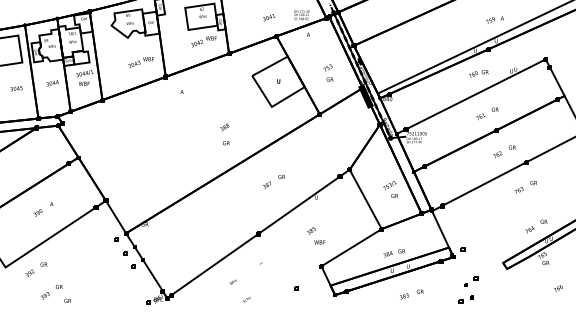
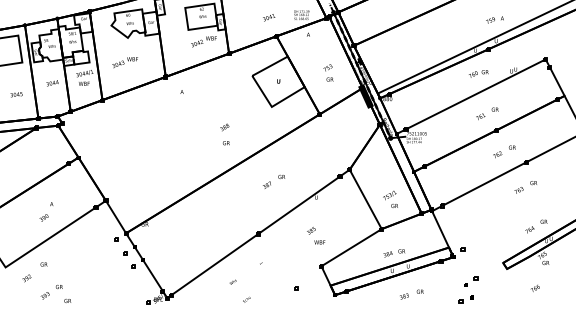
text position: (140, 62) -> (124, 62) (124, 62)
text position: (16, 88) -> (16, 94) (16, 94)
text position: (390, 188) -> (390, 198) (390, 198)
text position: (37, 212) -> (43, 217) (43, 217)
text position: (29, 273) -> (26, 278) (26, 278)
text position: (557, 288) -> (534, 288) (534, 288)
